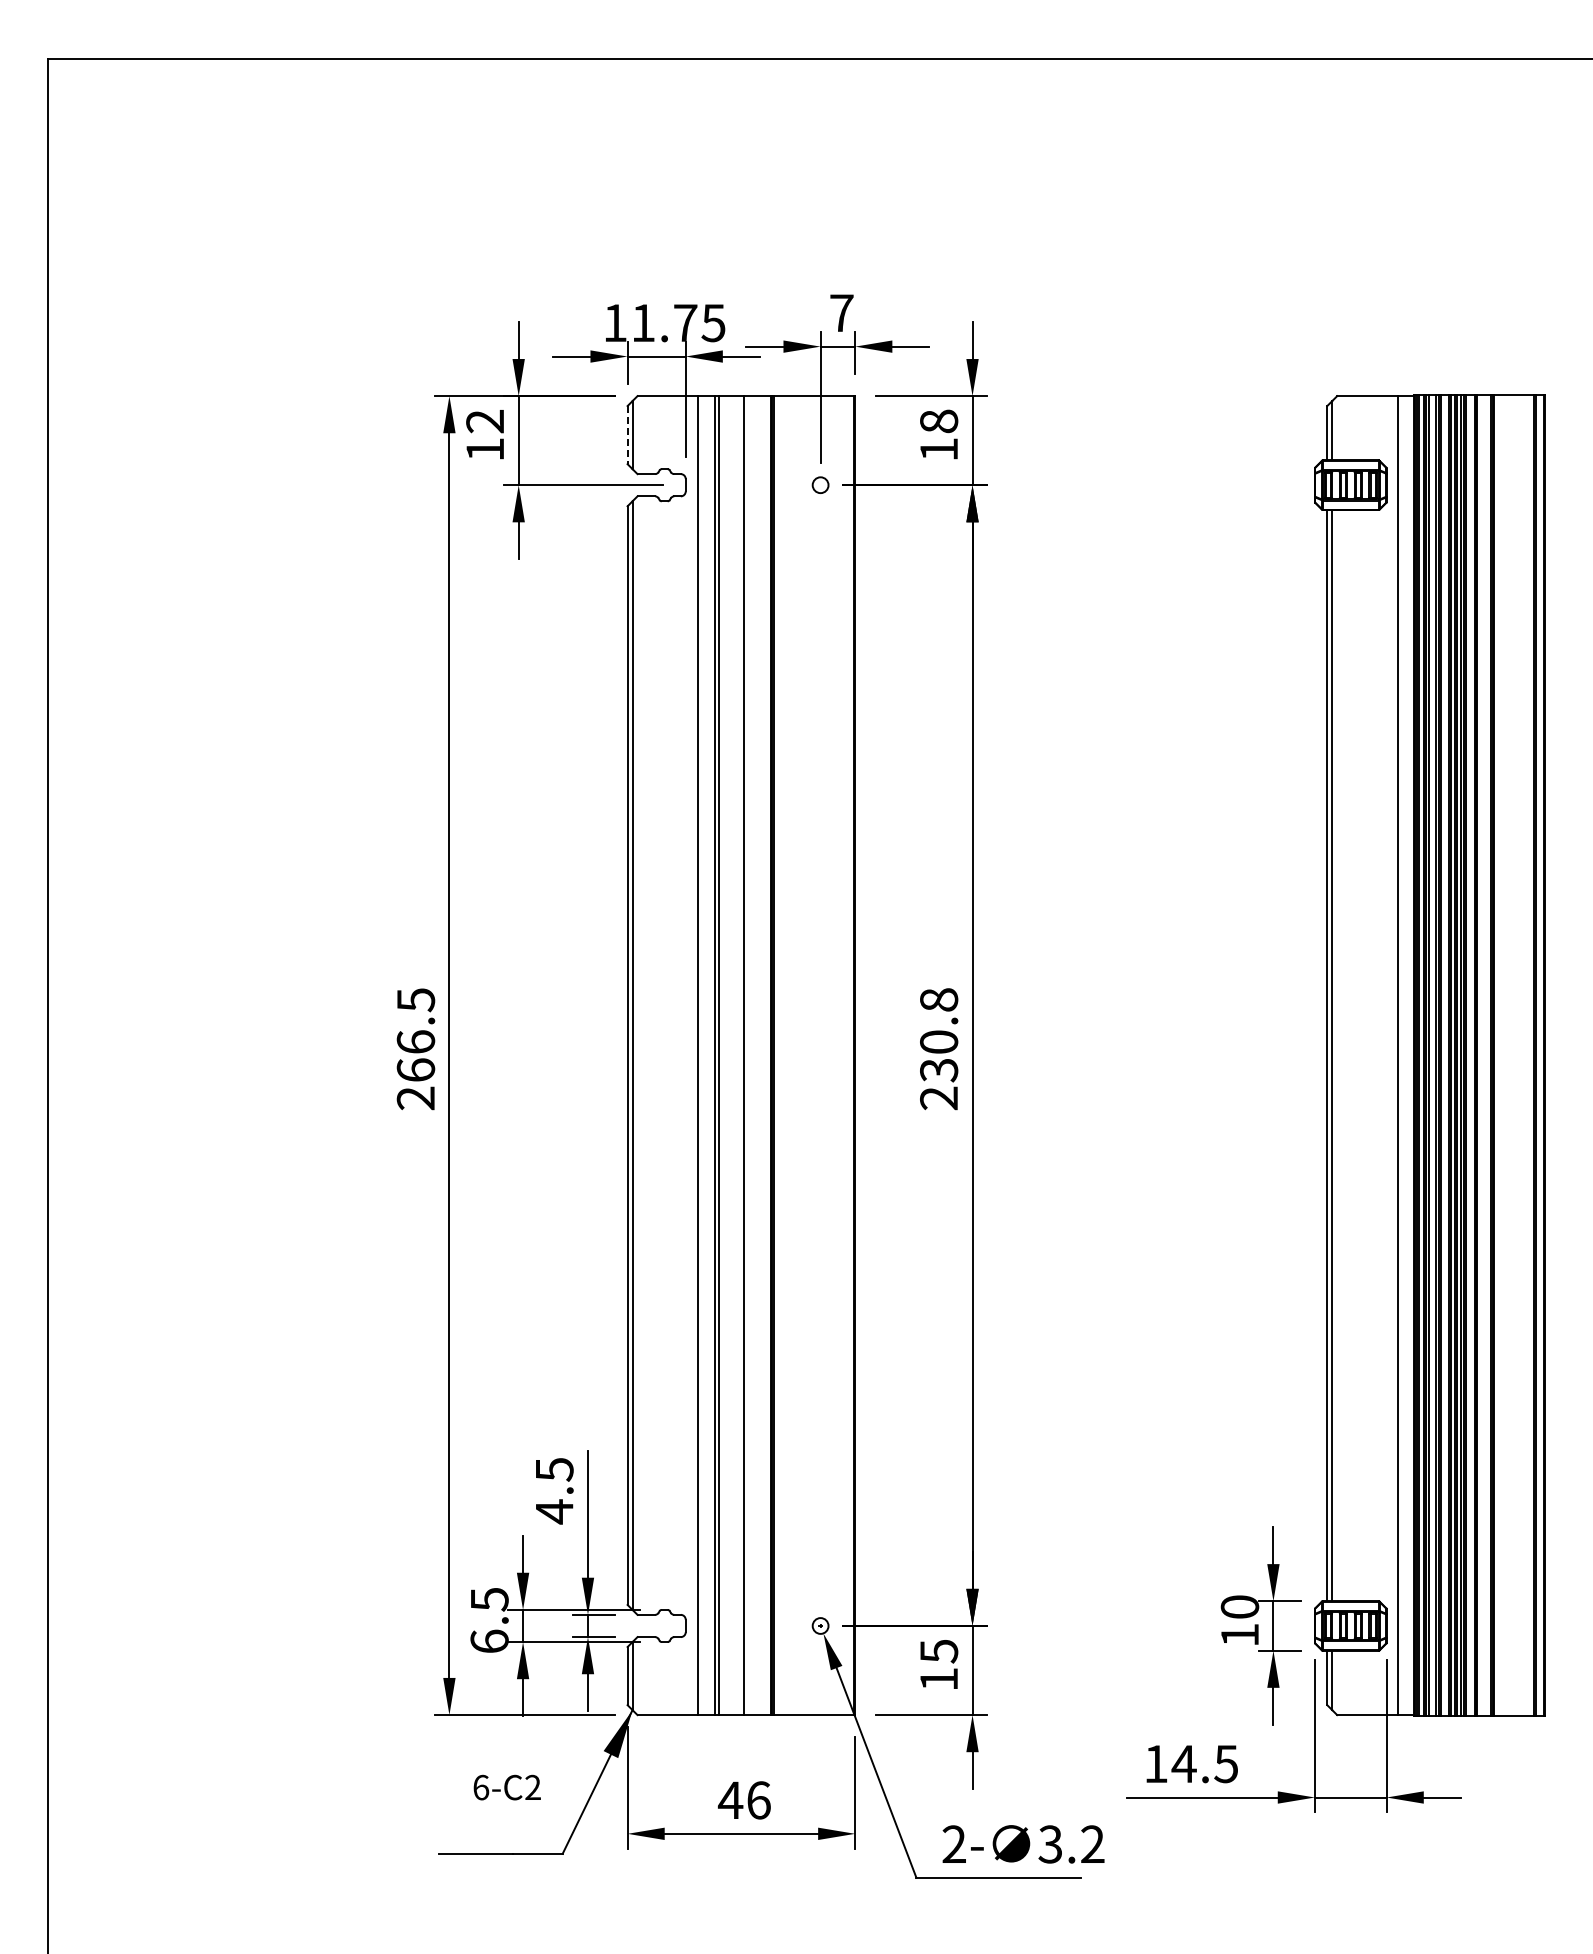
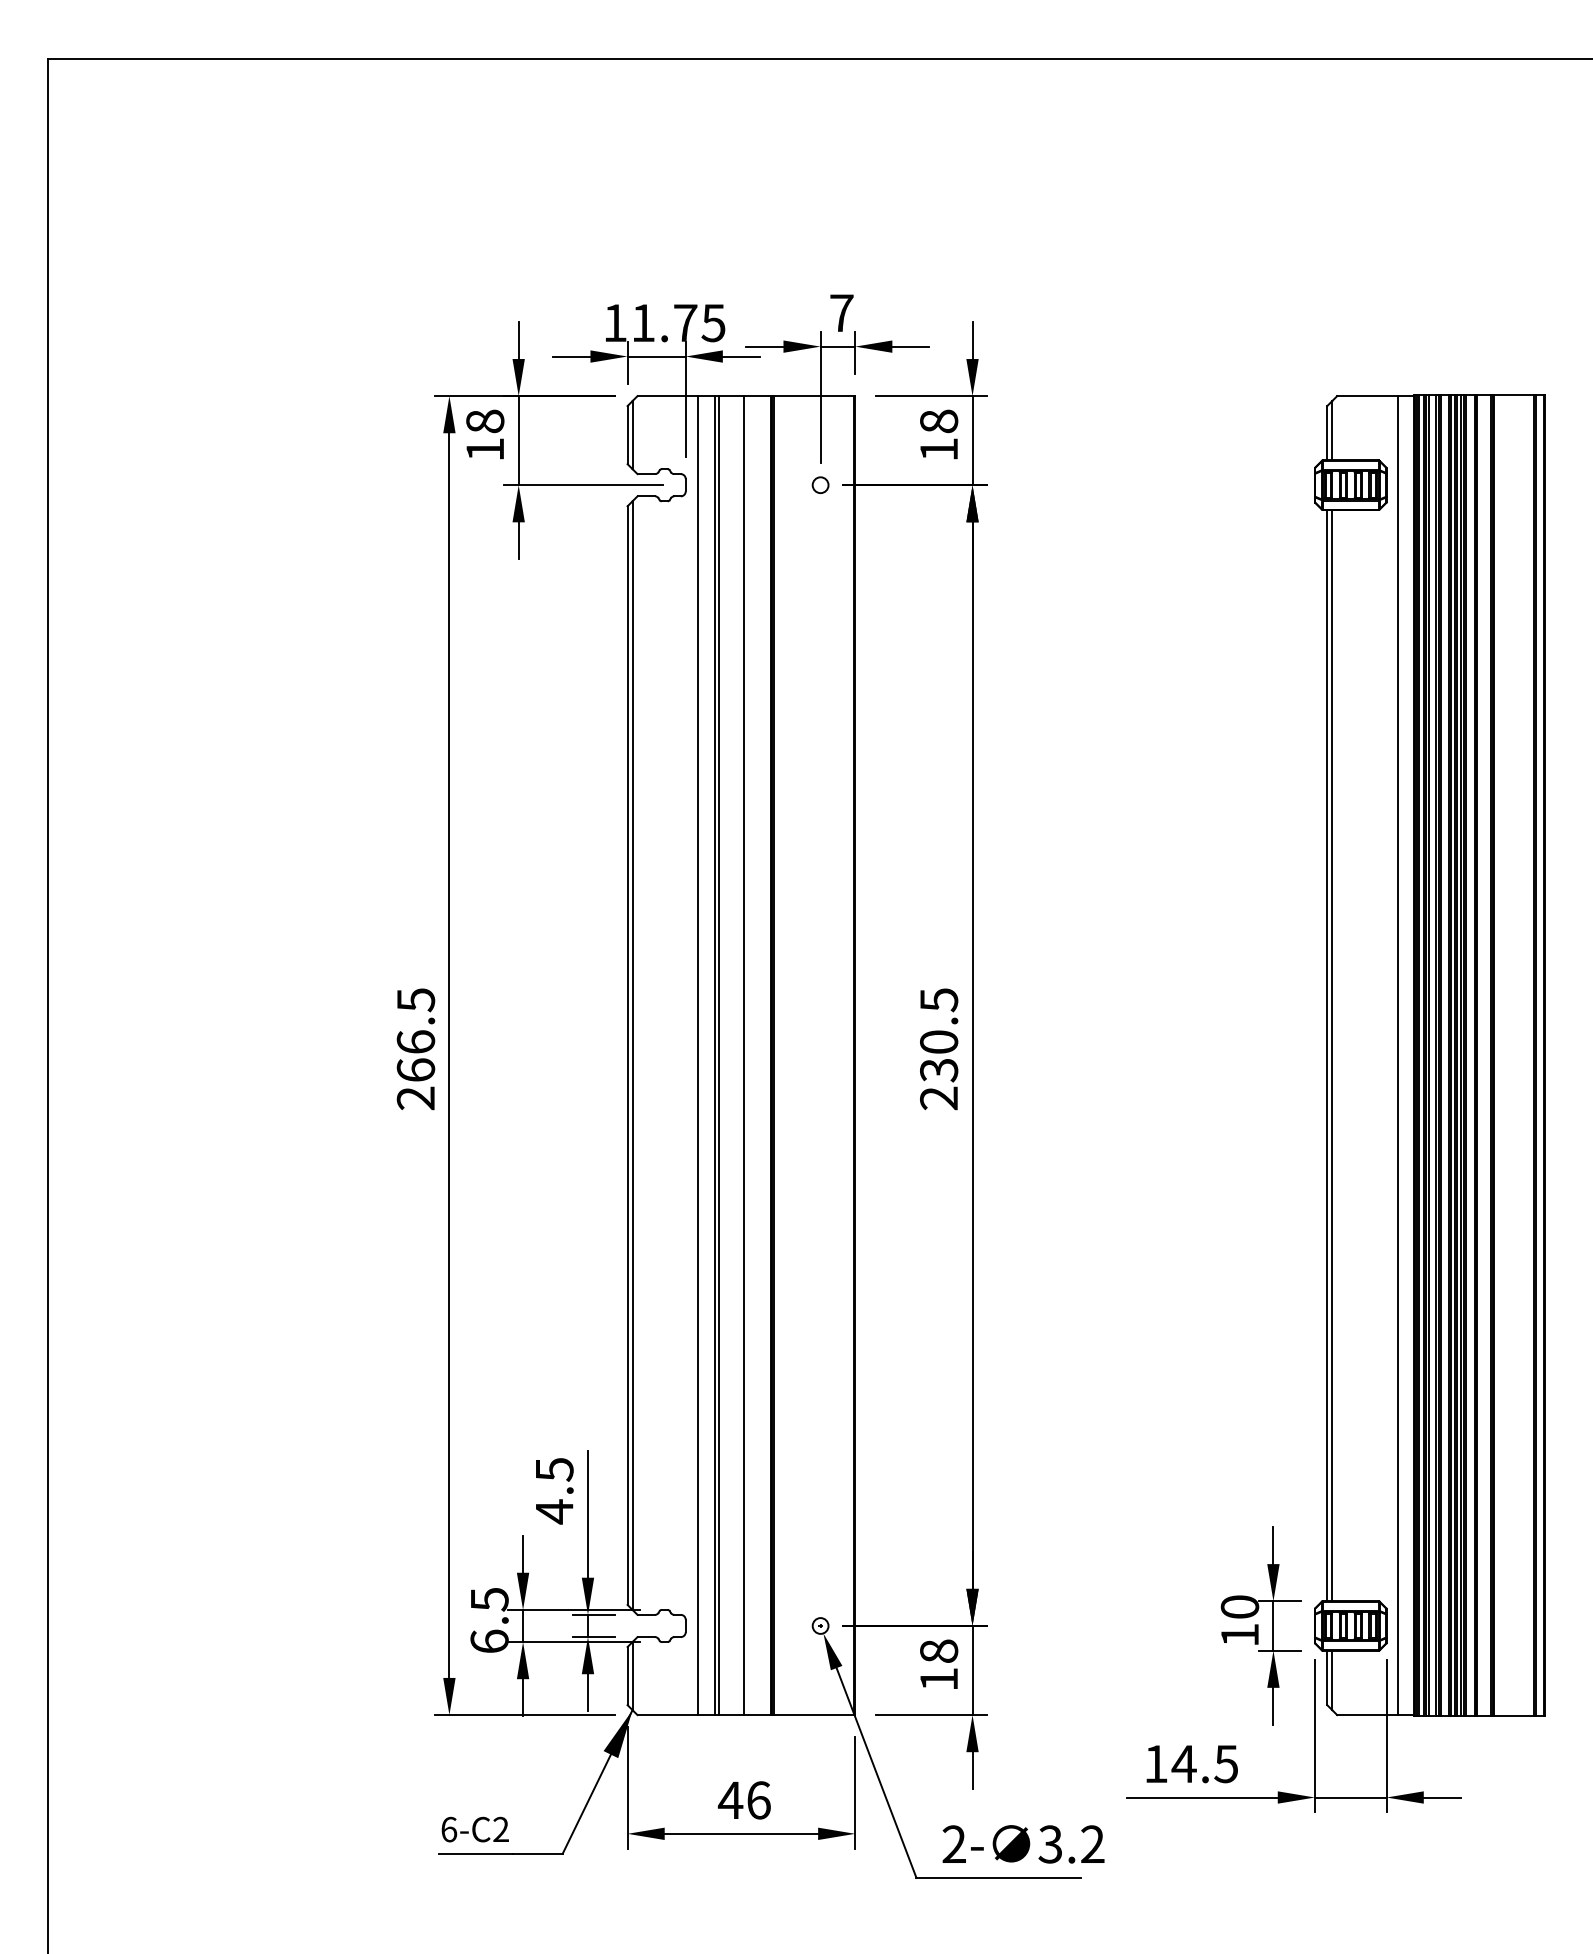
text: 12 -> 18 (485, 421)
line: dashed -> solid (627, 435)
text: 230.8 -> 230.5 (939, 1000)
text: 15 -> 18 (939, 1651)
text position: (506, 1787) -> (474, 1829) (474, 1829)
